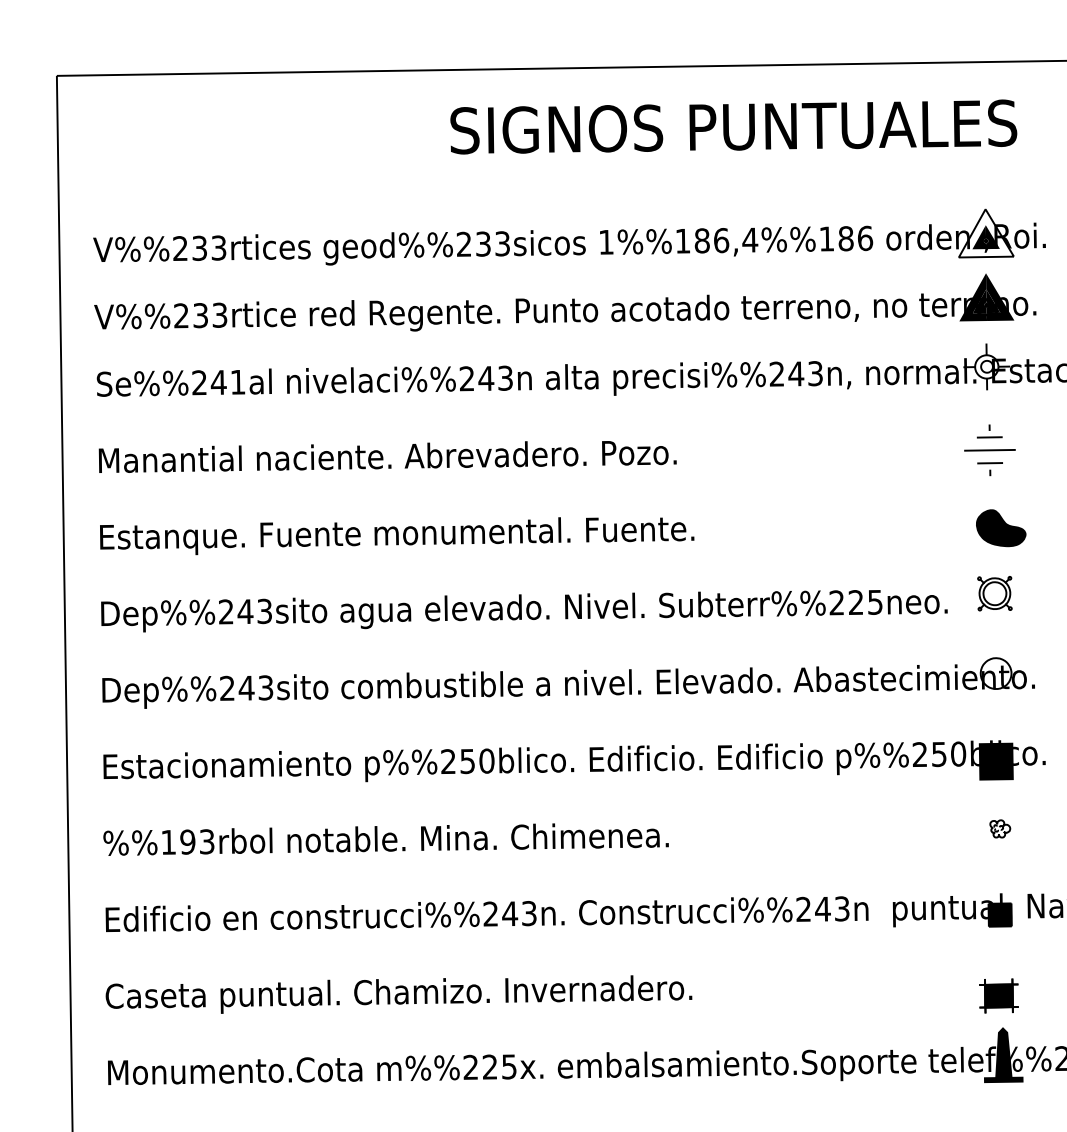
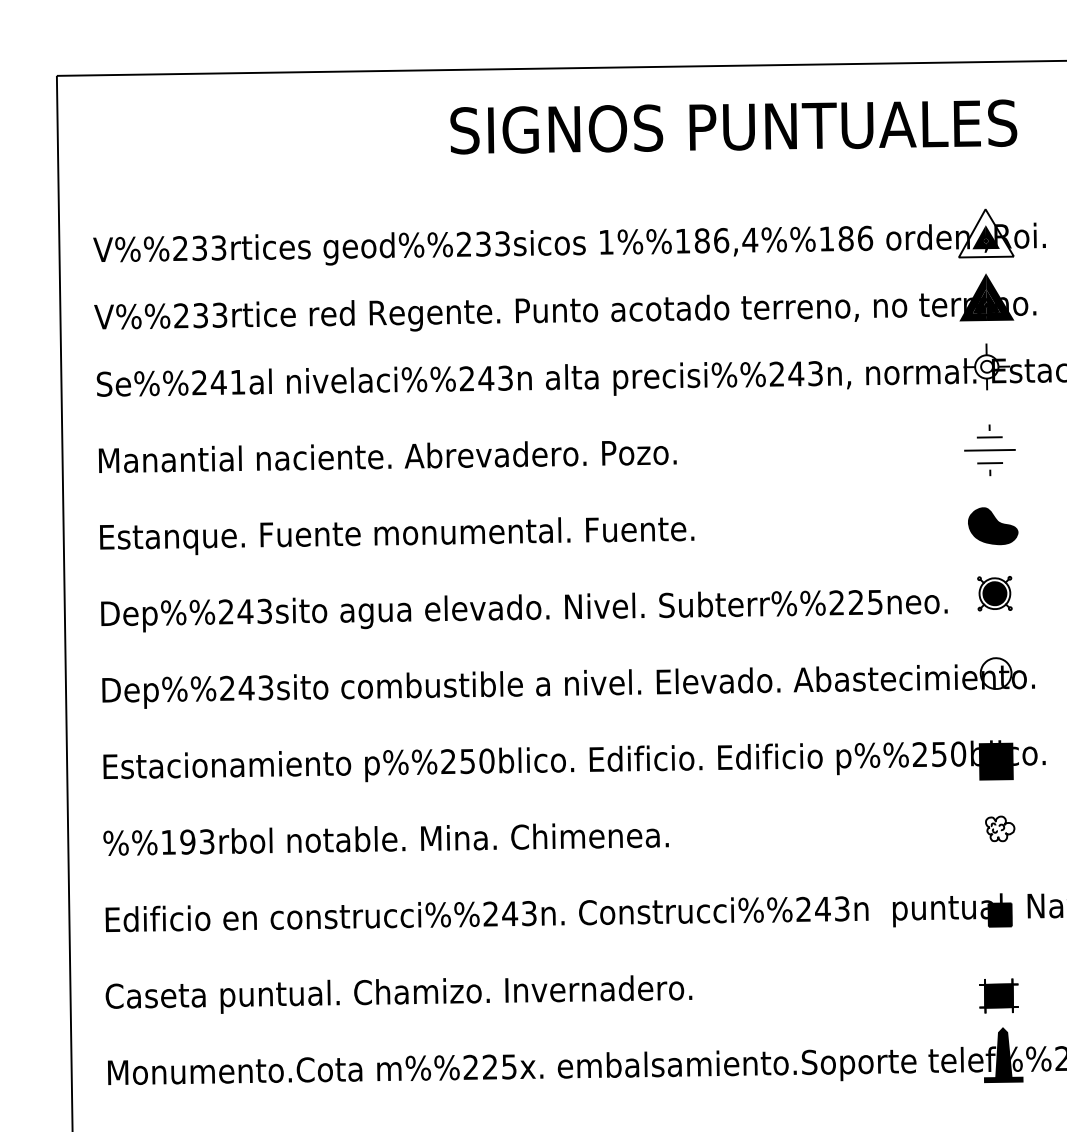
part position: (1001, 528) -> (993, 526) (993, 526)
fill: none -> present (994, 593)
part size: 23x20 px -> 31x28 px (1000, 828)
